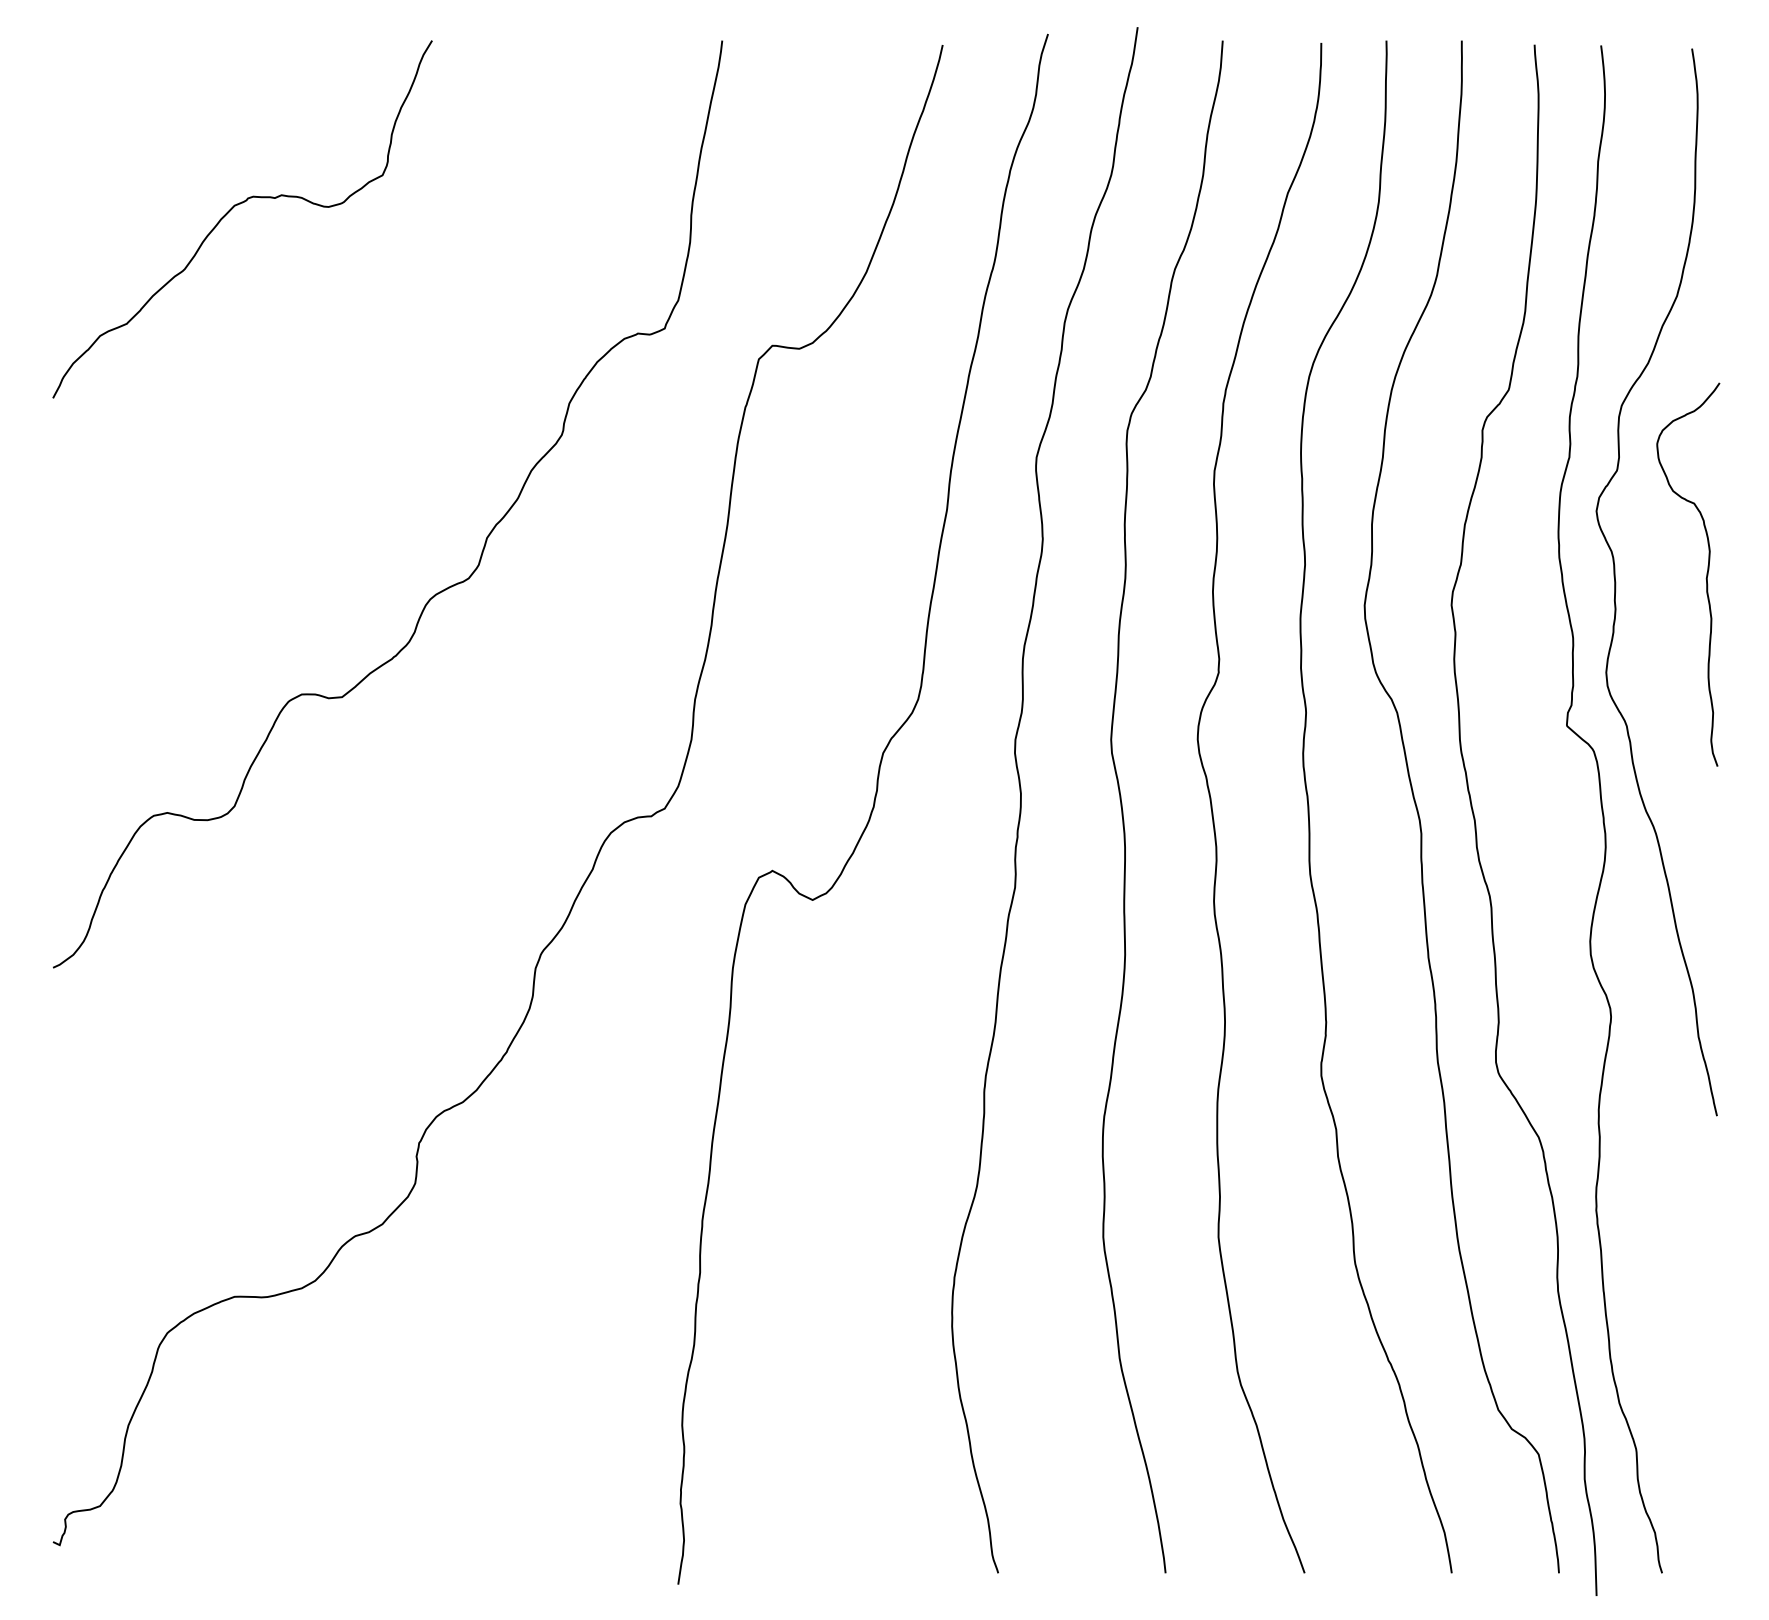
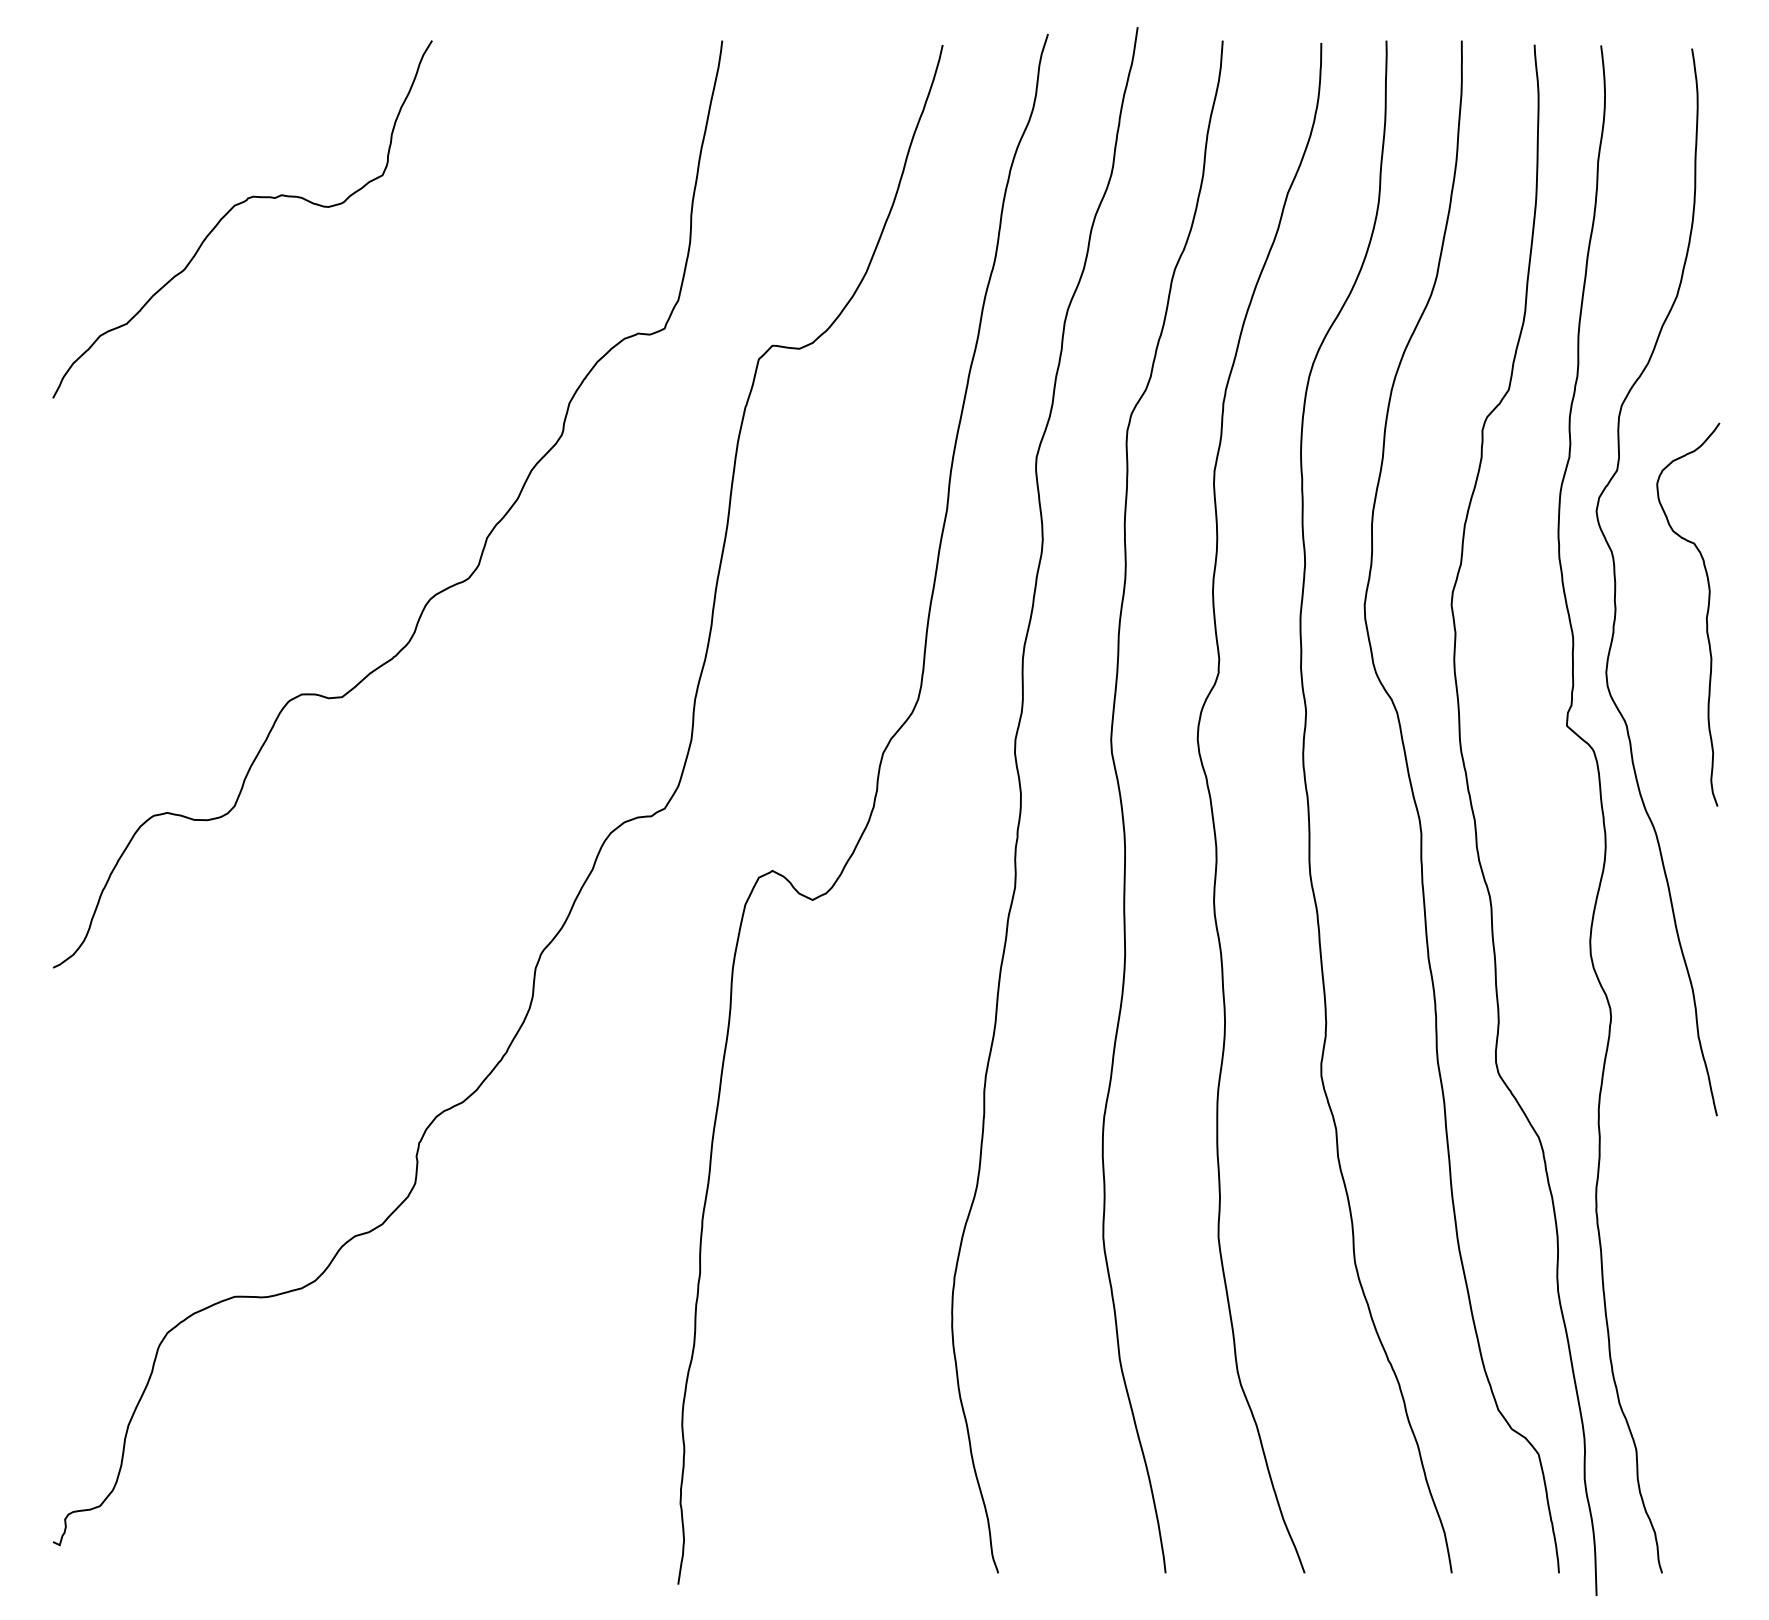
curve position: (1705, 578) -> (1705, 618) (1705, 618)
